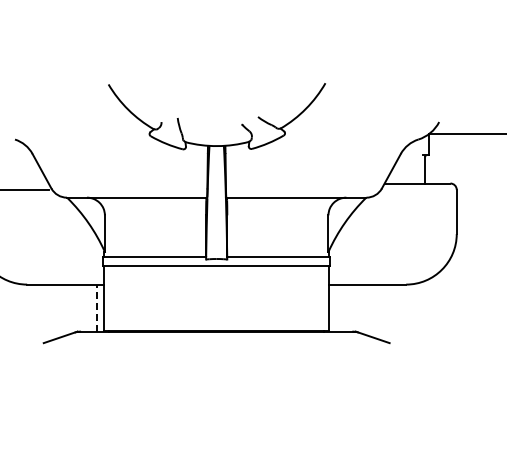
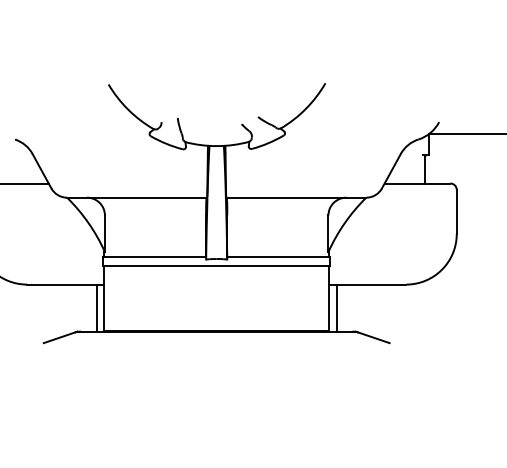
line position: (25, 189) -> (25, 183) (25, 183)
line: none -> present (336, 307)
line: dashed -> solid (96, 308)
